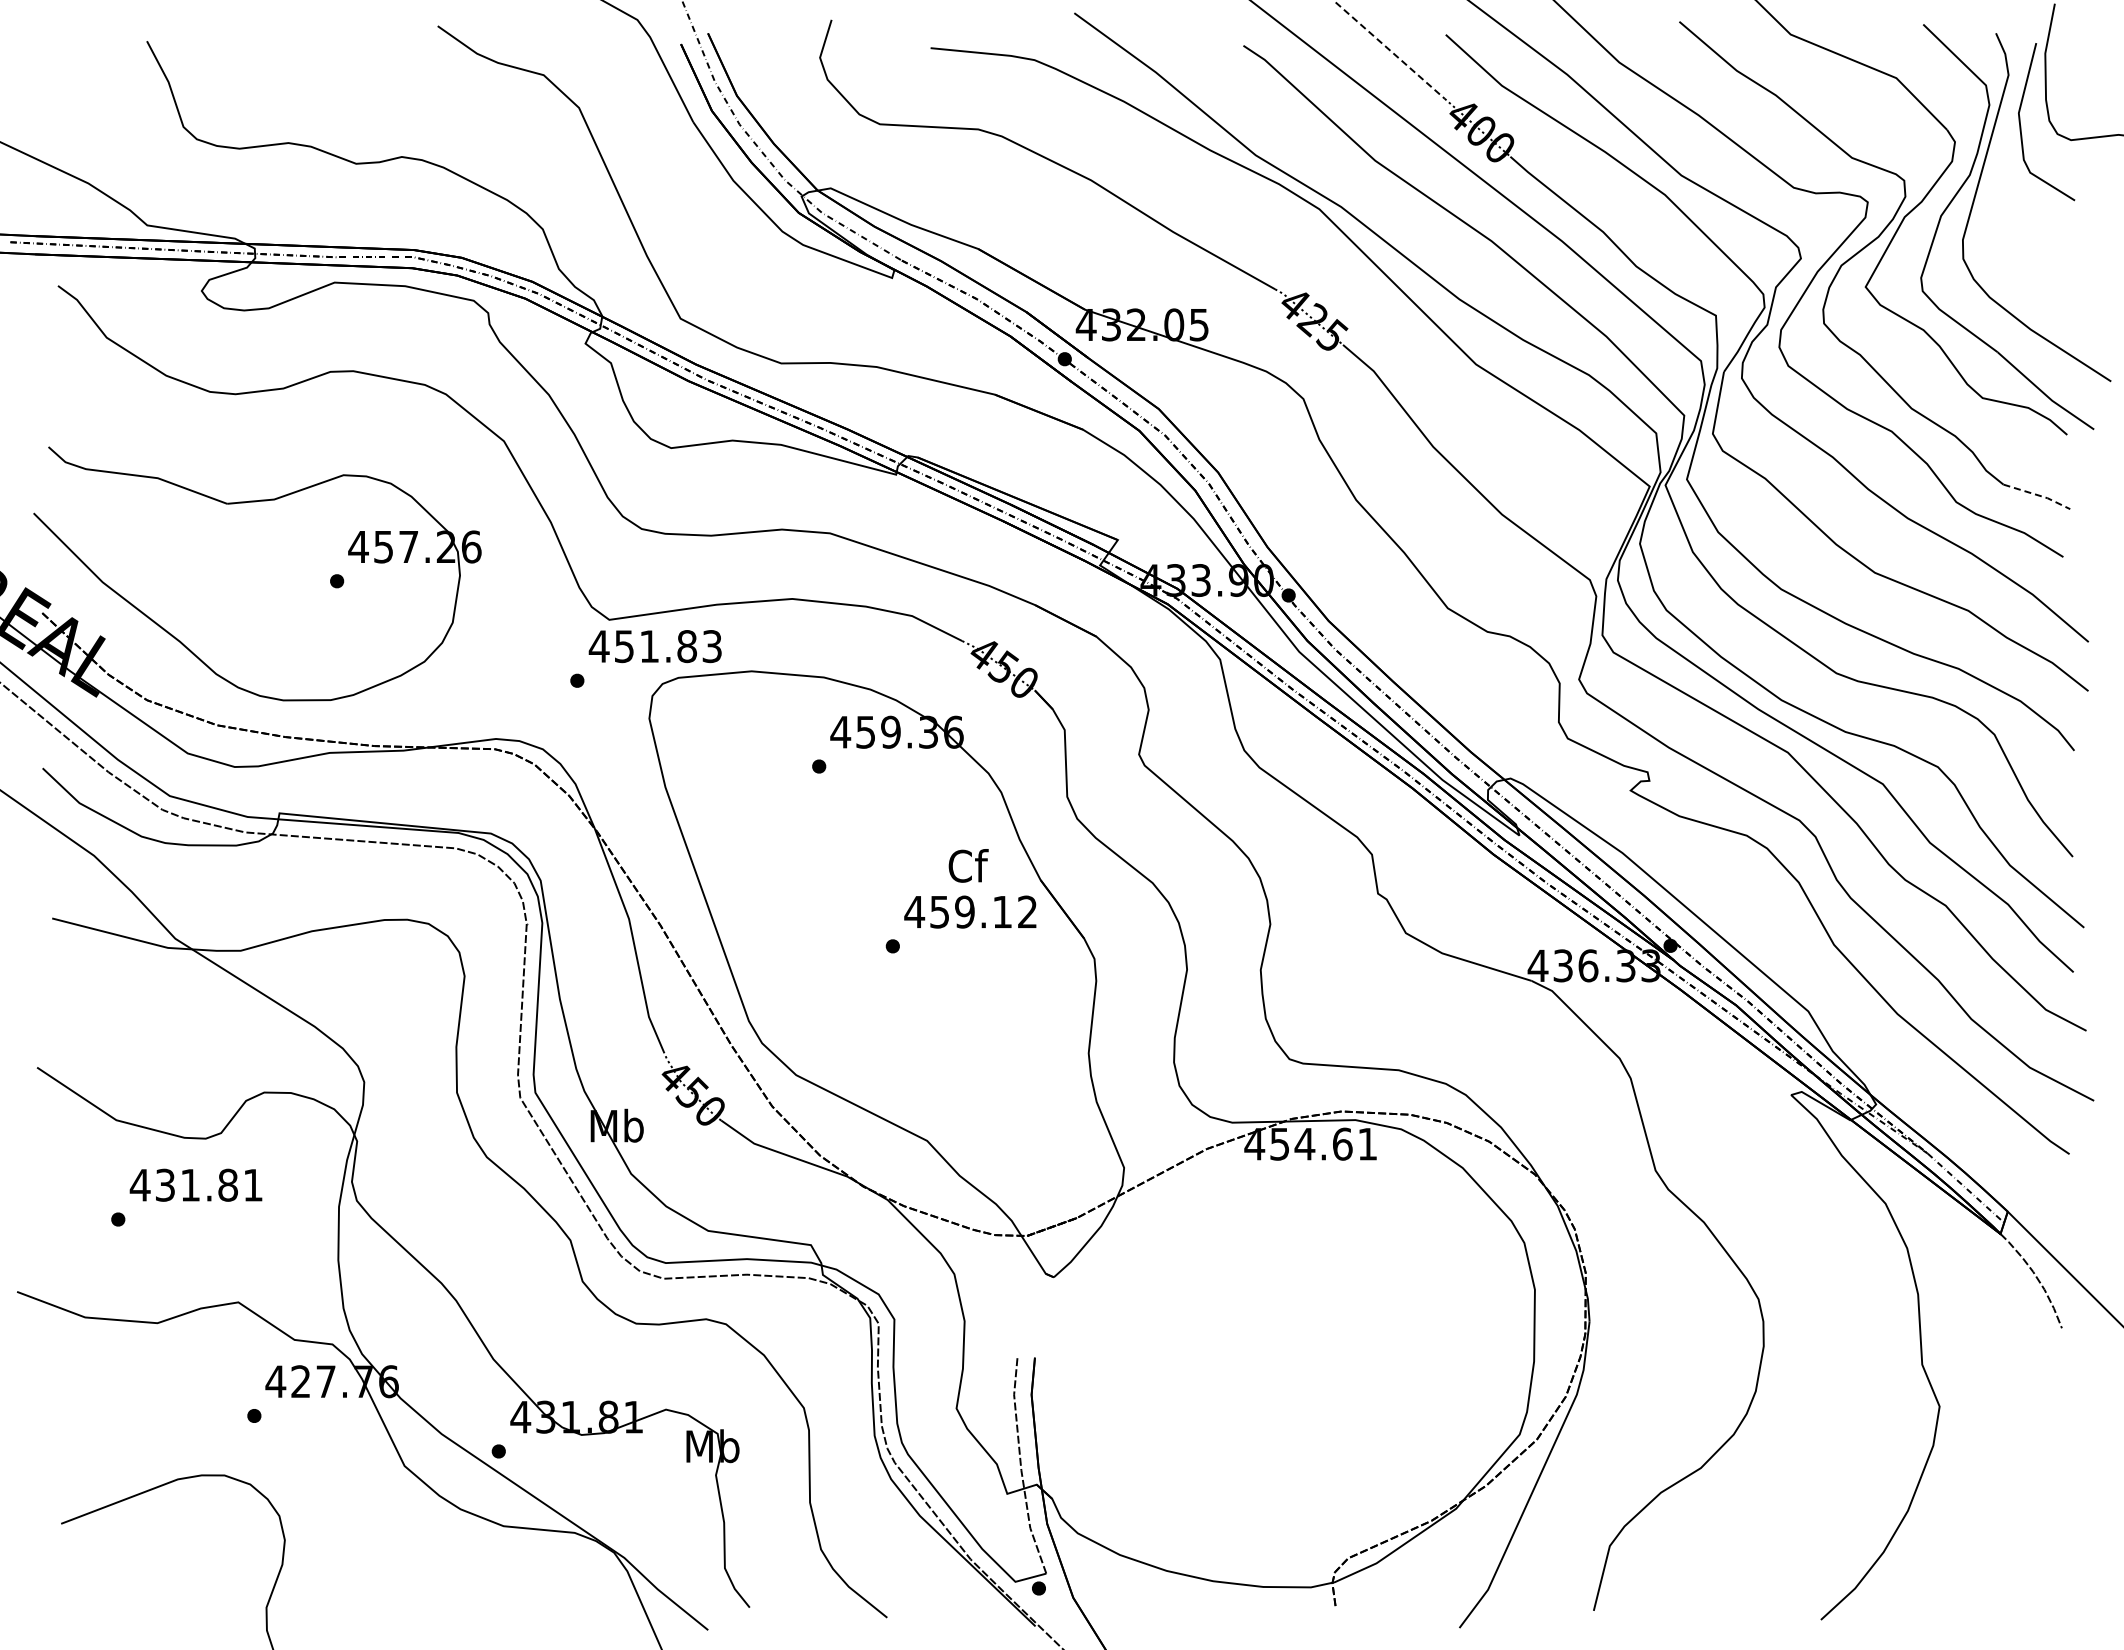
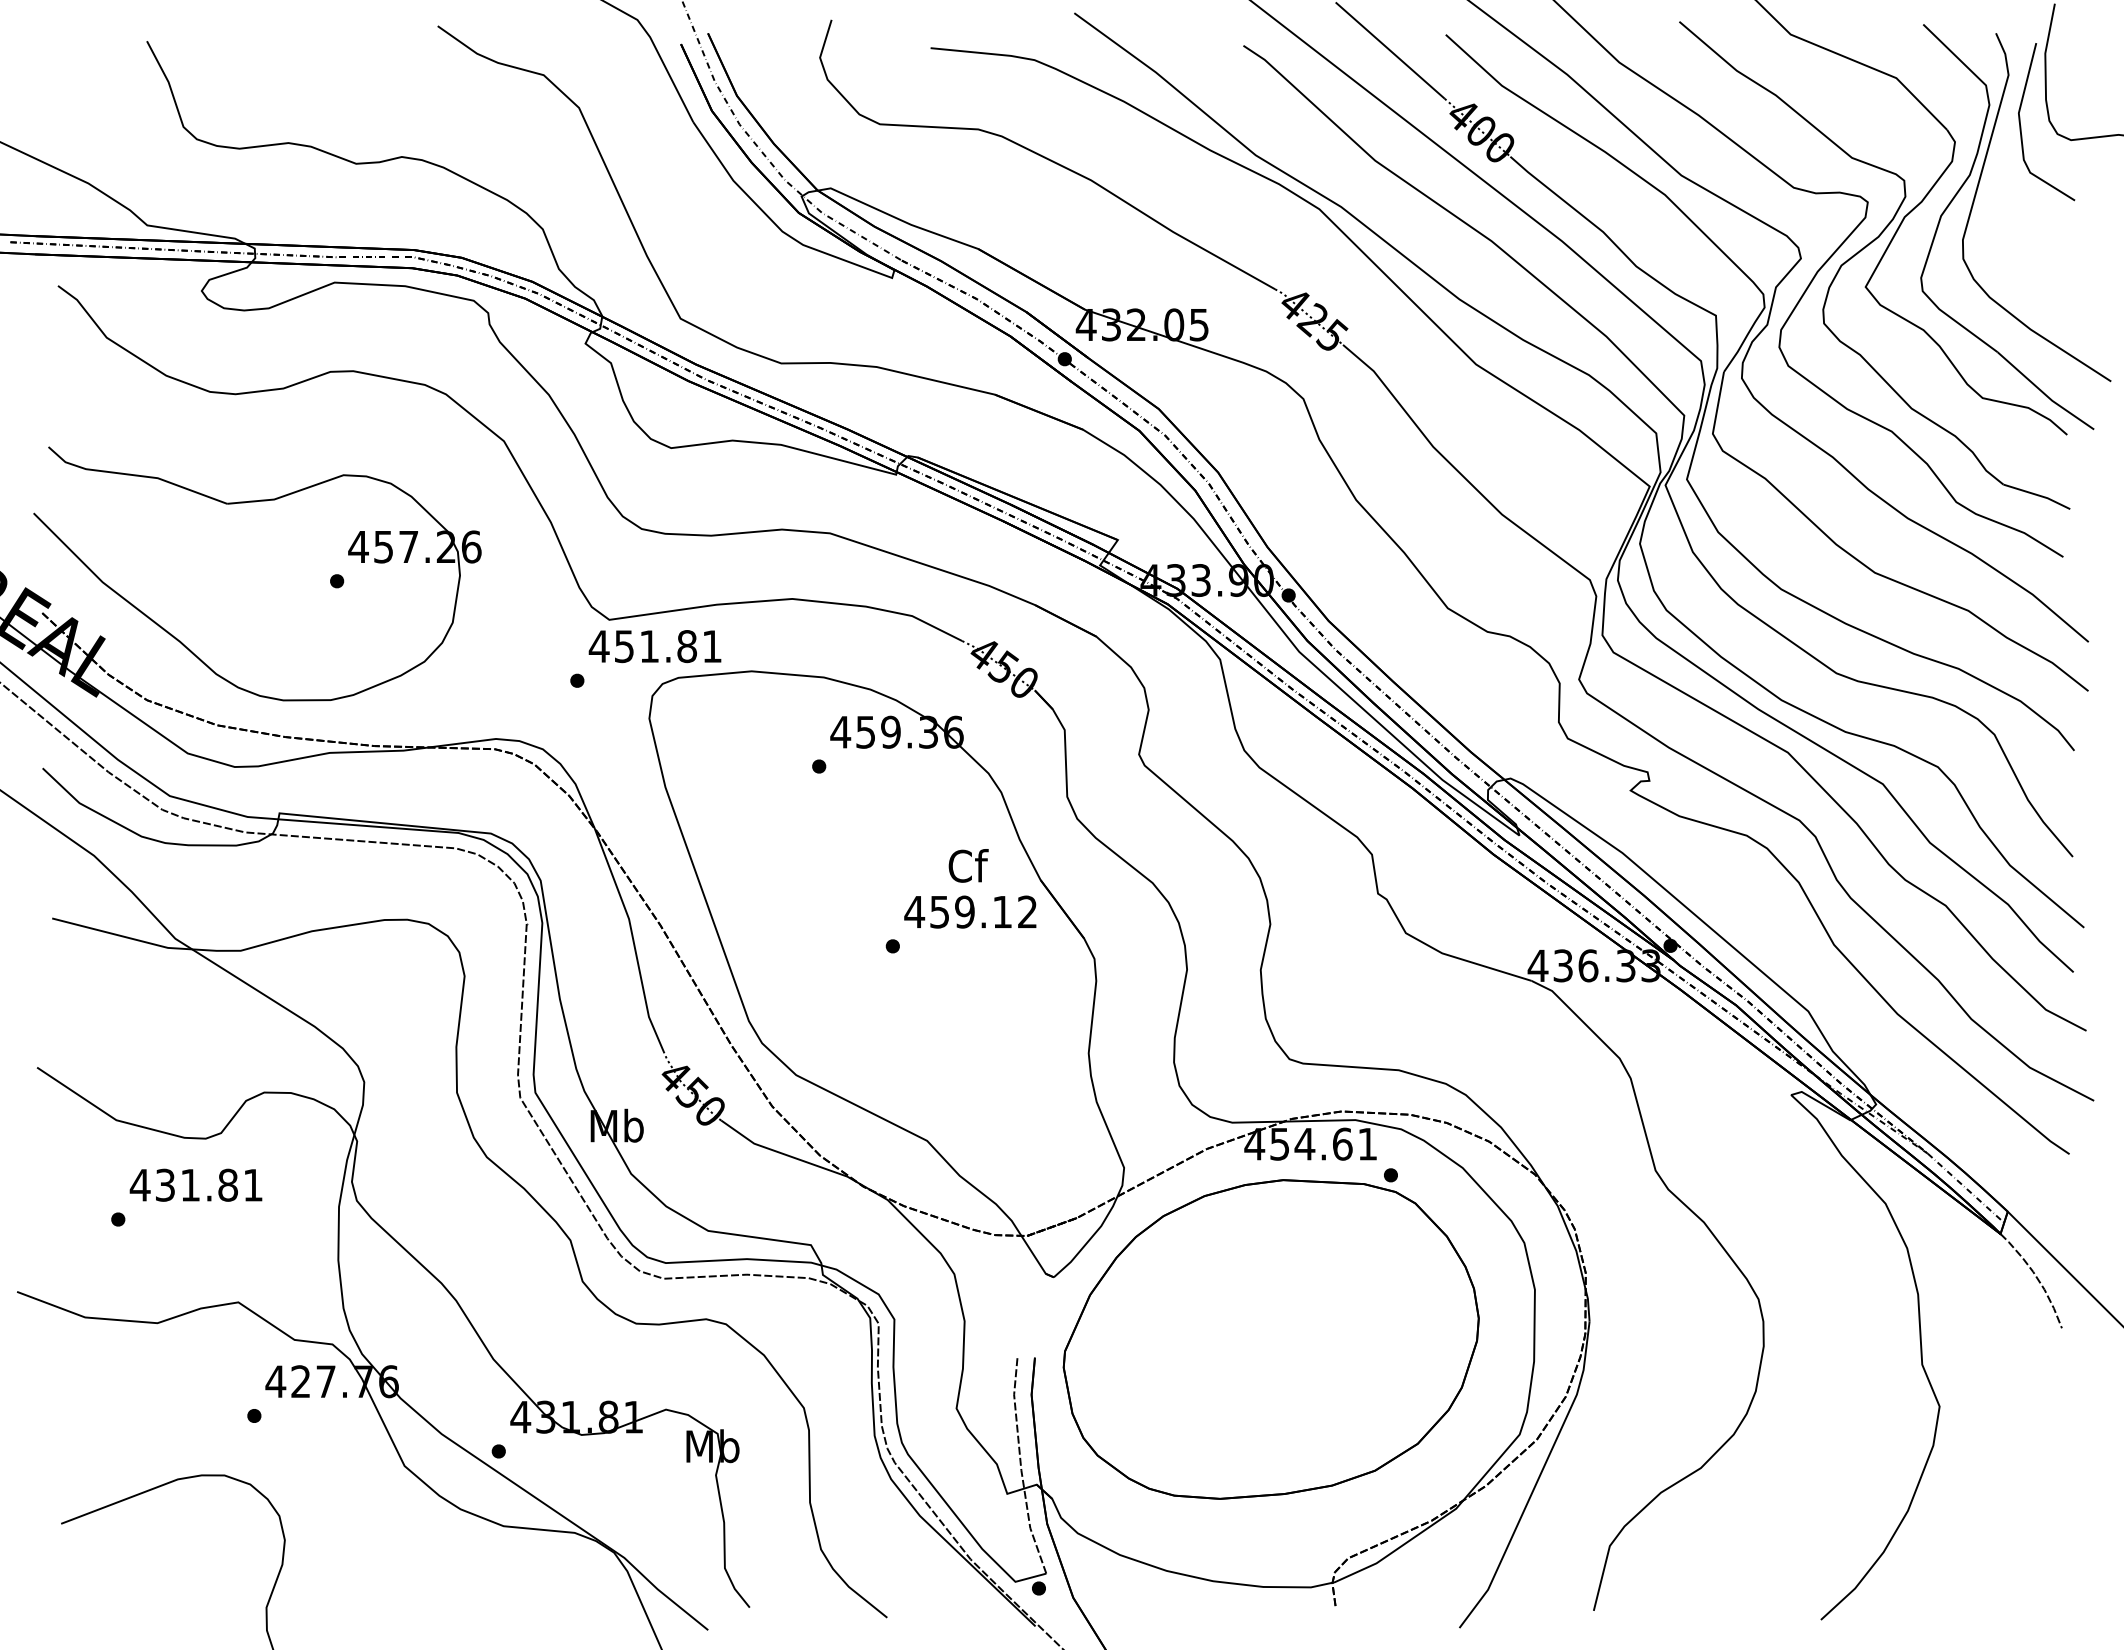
line: dashed -> solid (1390, 50)
line: dashed -> solid (2038, 495)
text: 451.83 -> 451.81 (711, 646)
part: none -> present (1270, 1333)
